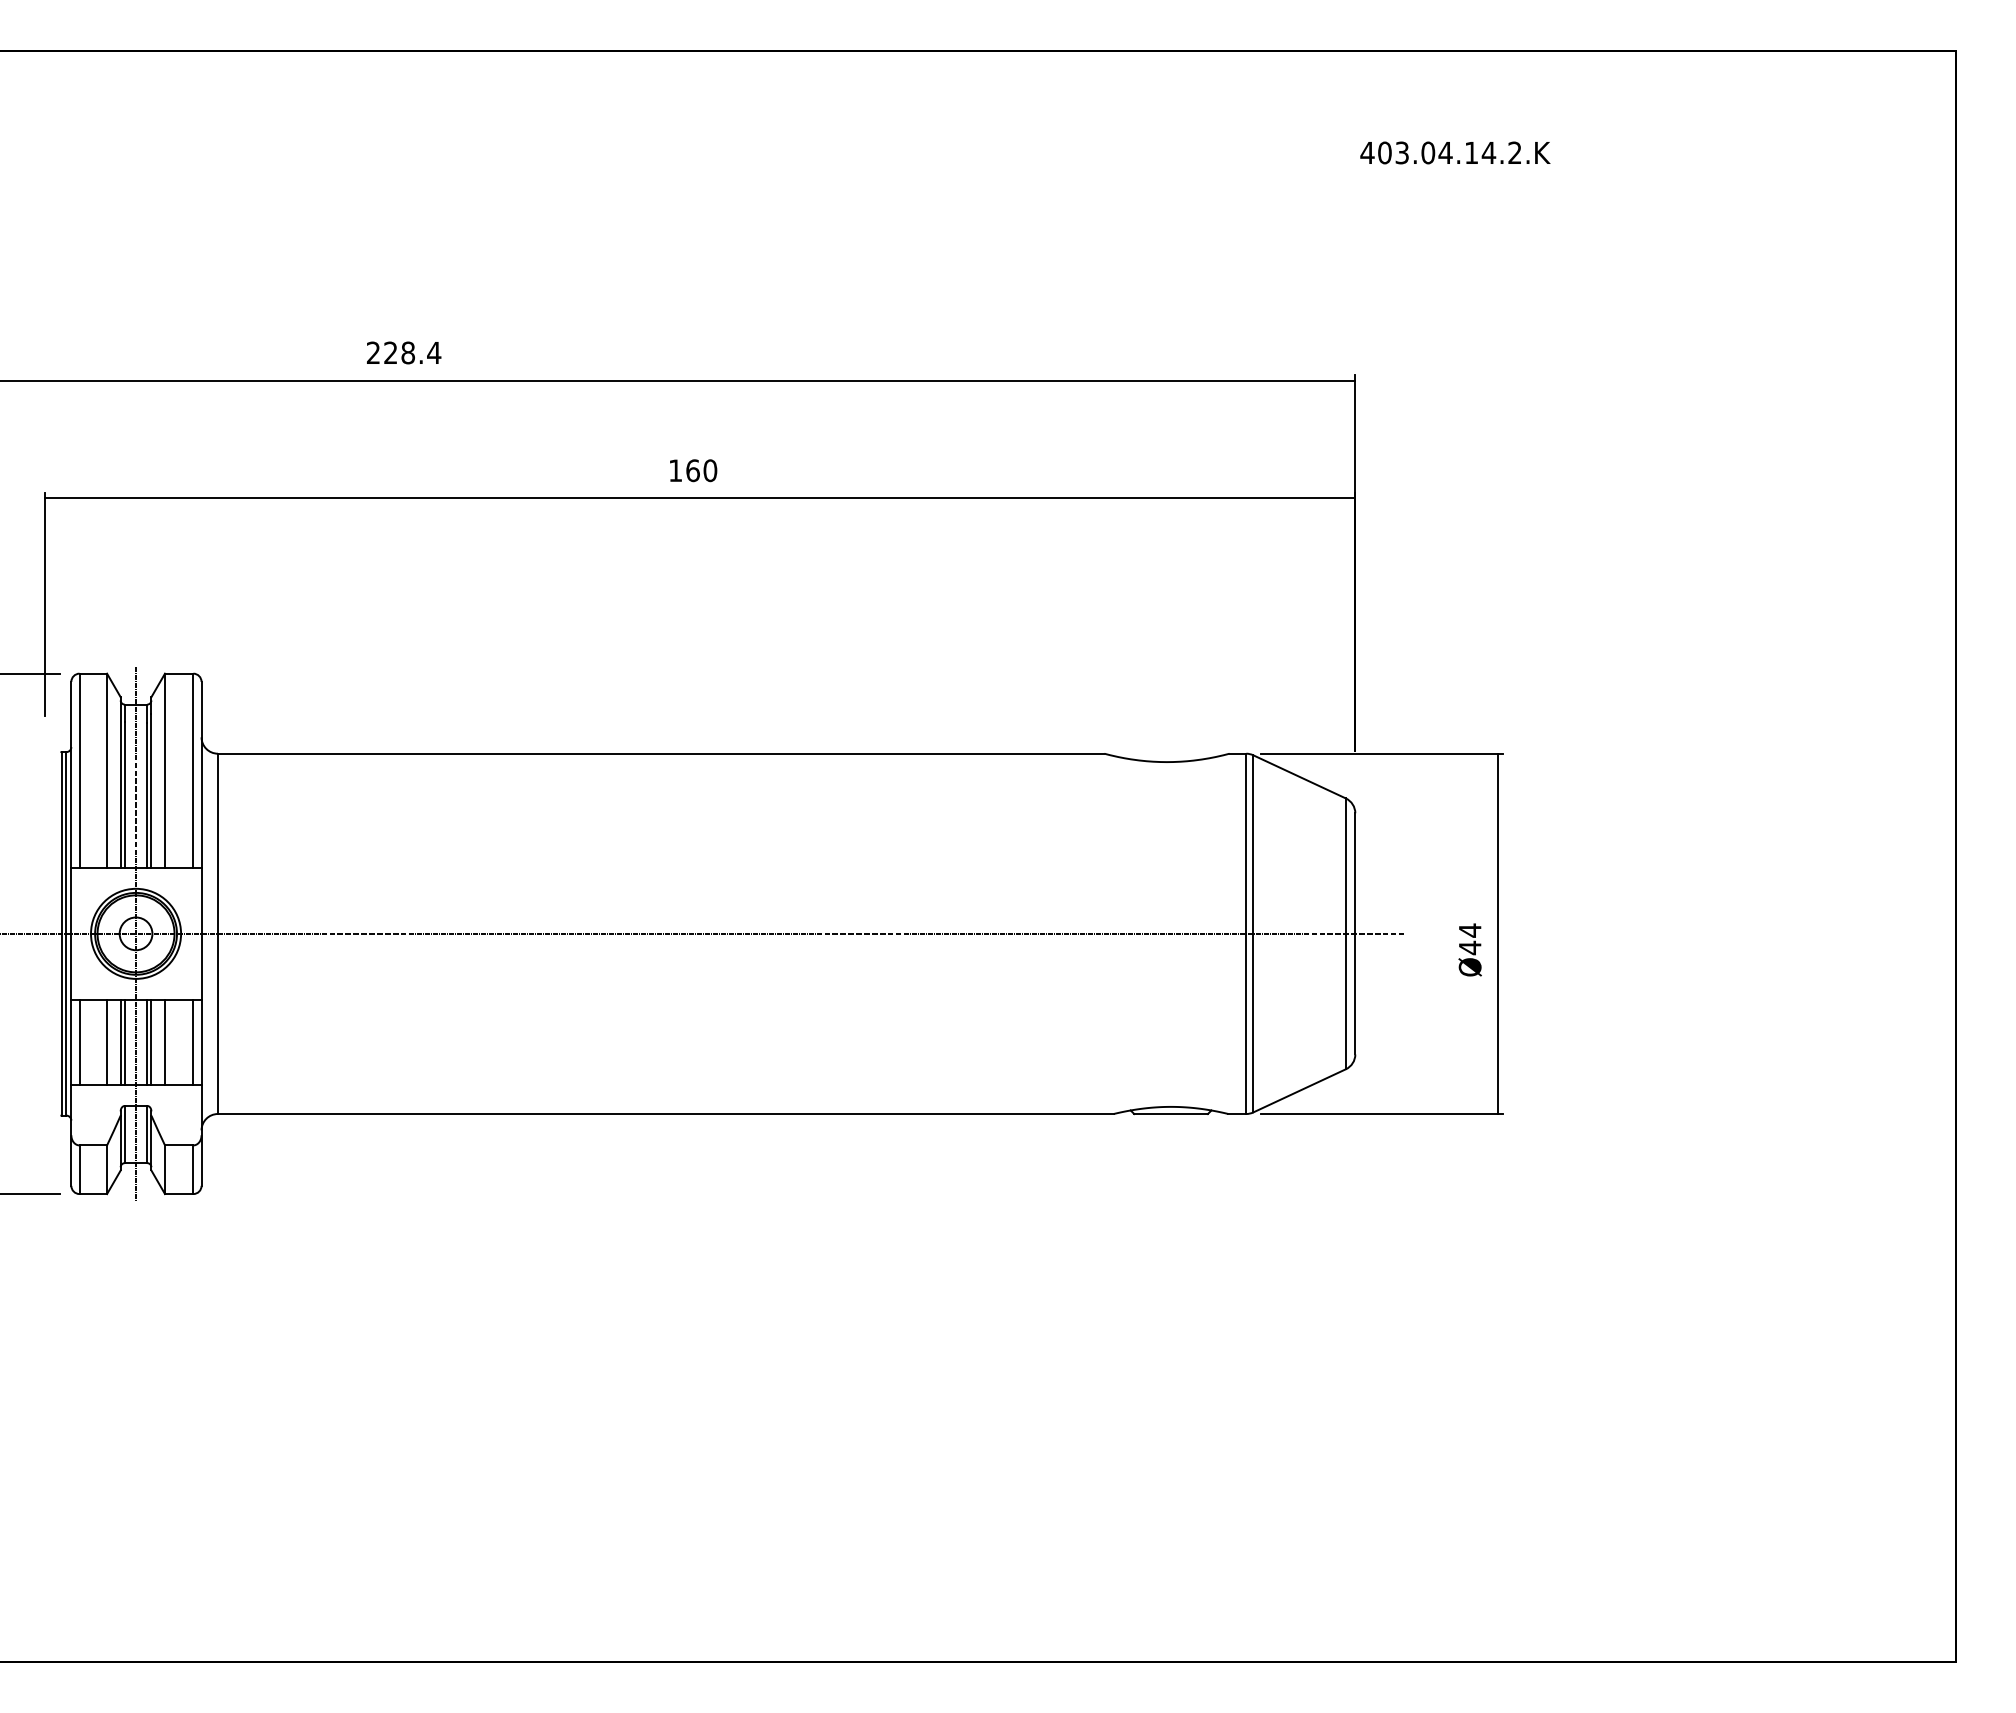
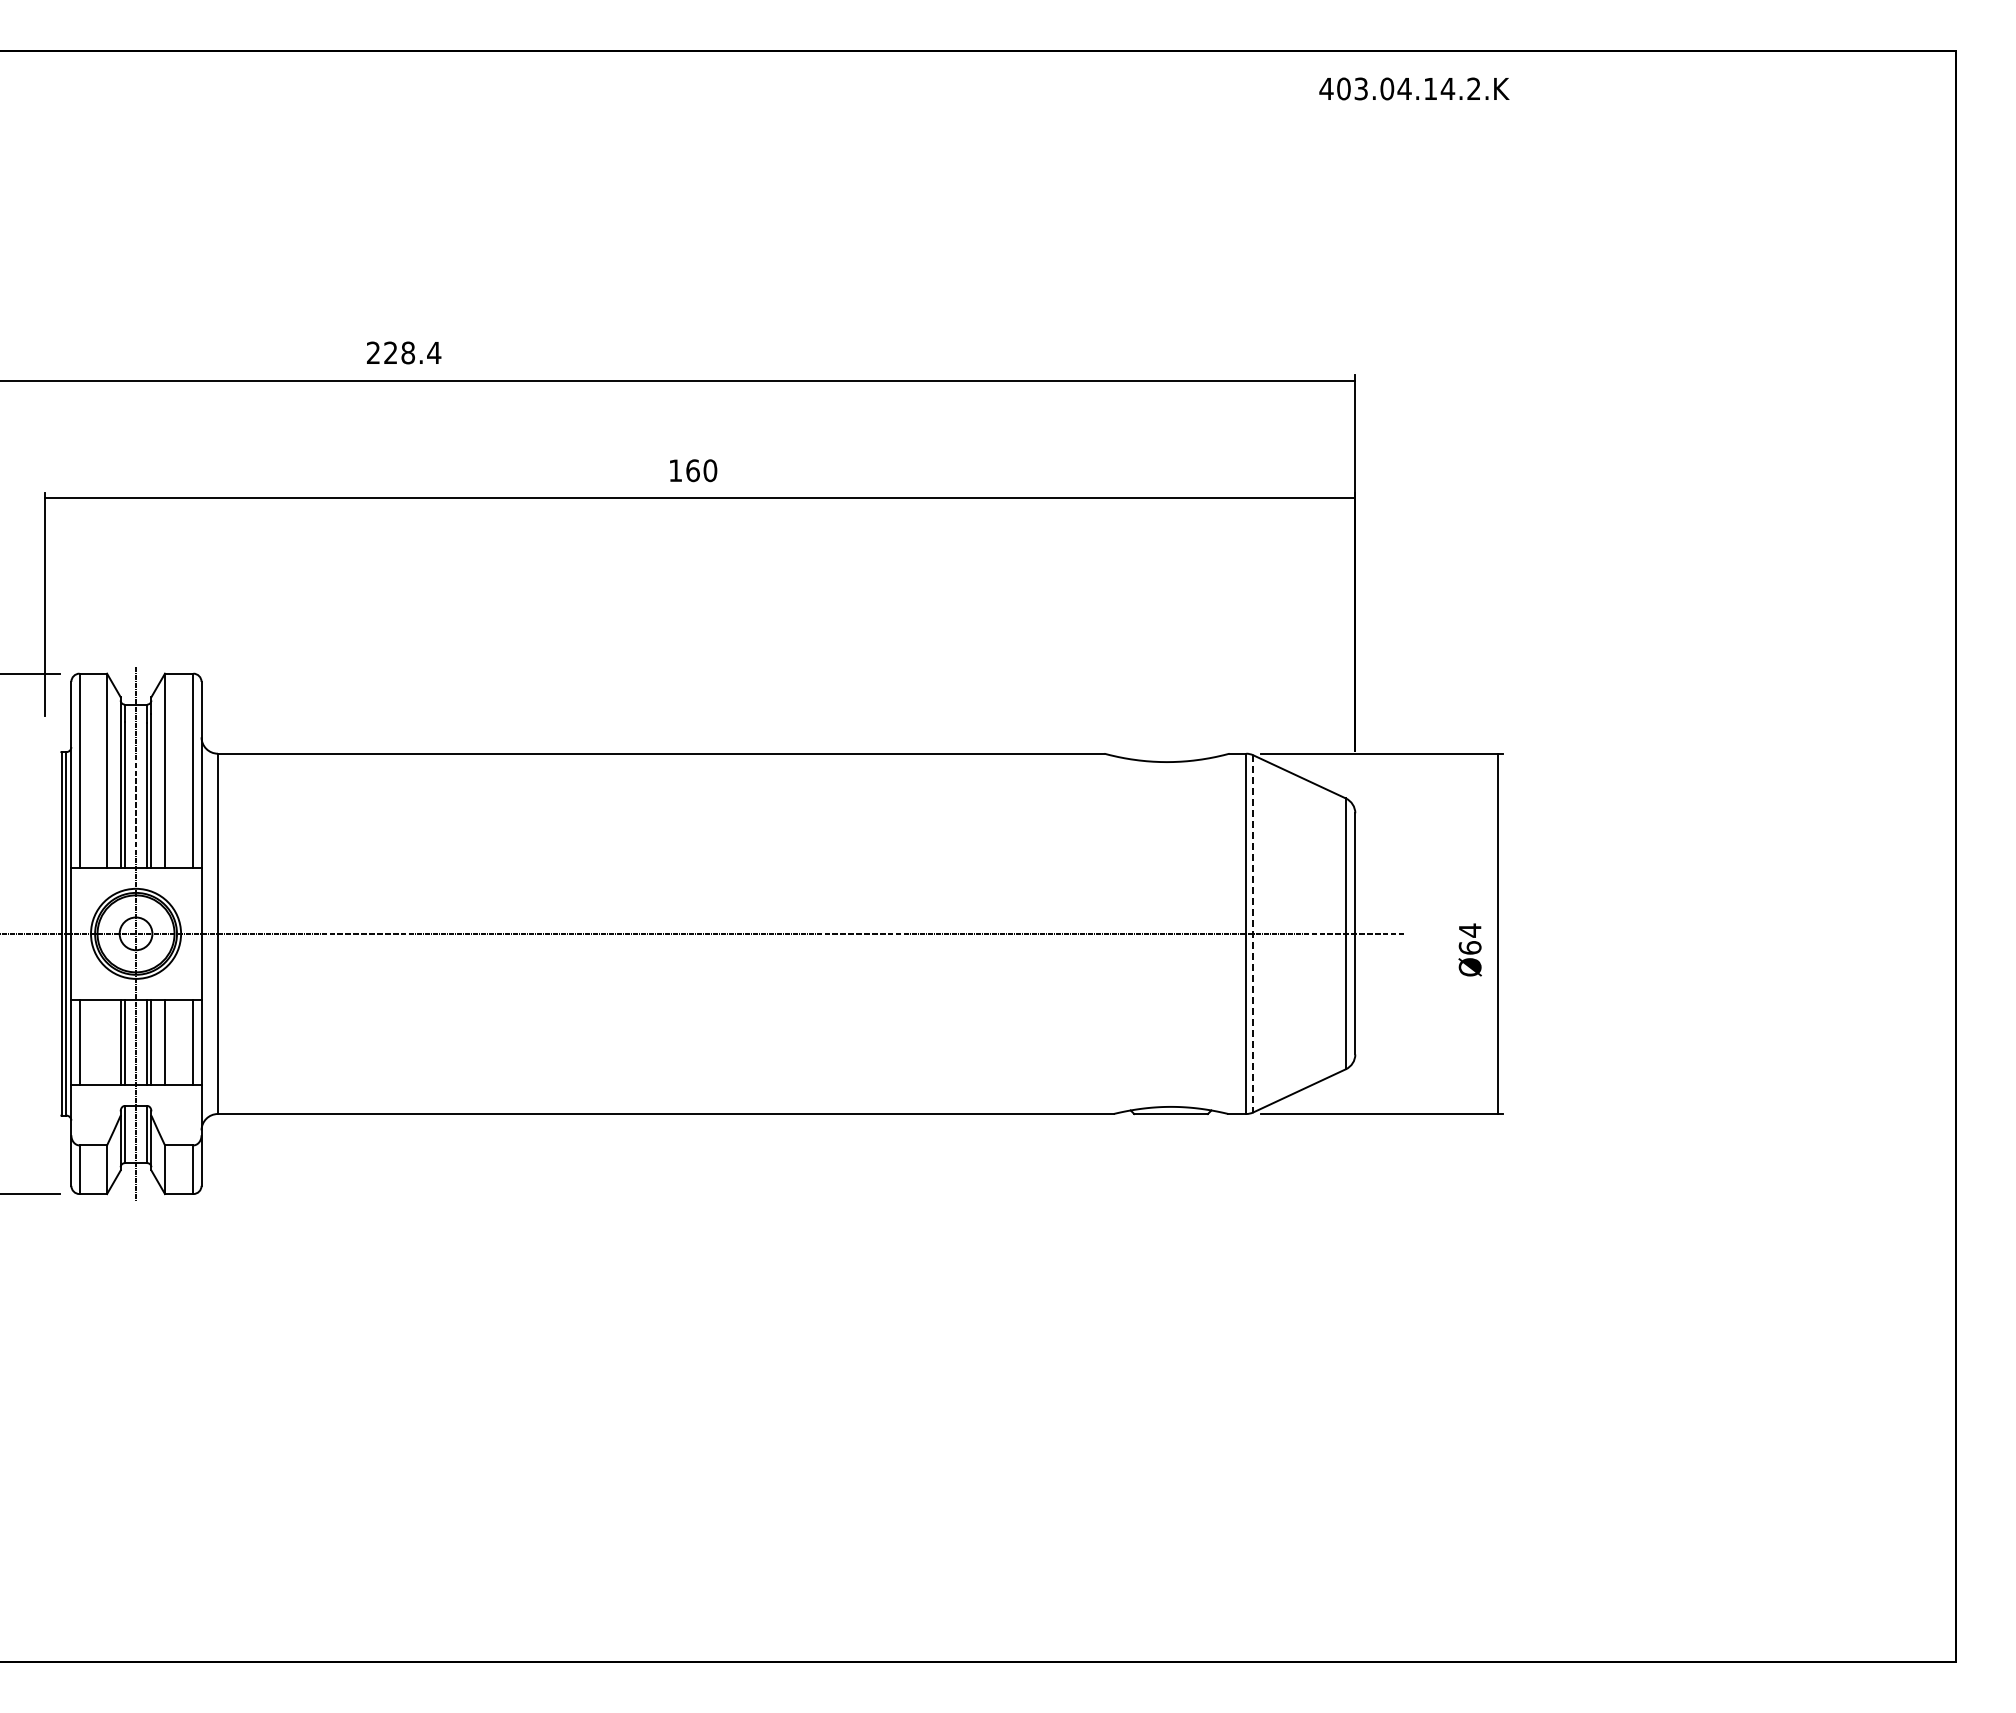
text position: (1455, 152) -> (1414, 88) (1414, 88)
line: solid -> dashed (1253, 933)
text: Ø44 -> Ø64 (1469, 947)
line: present -> none (107, 1042)
